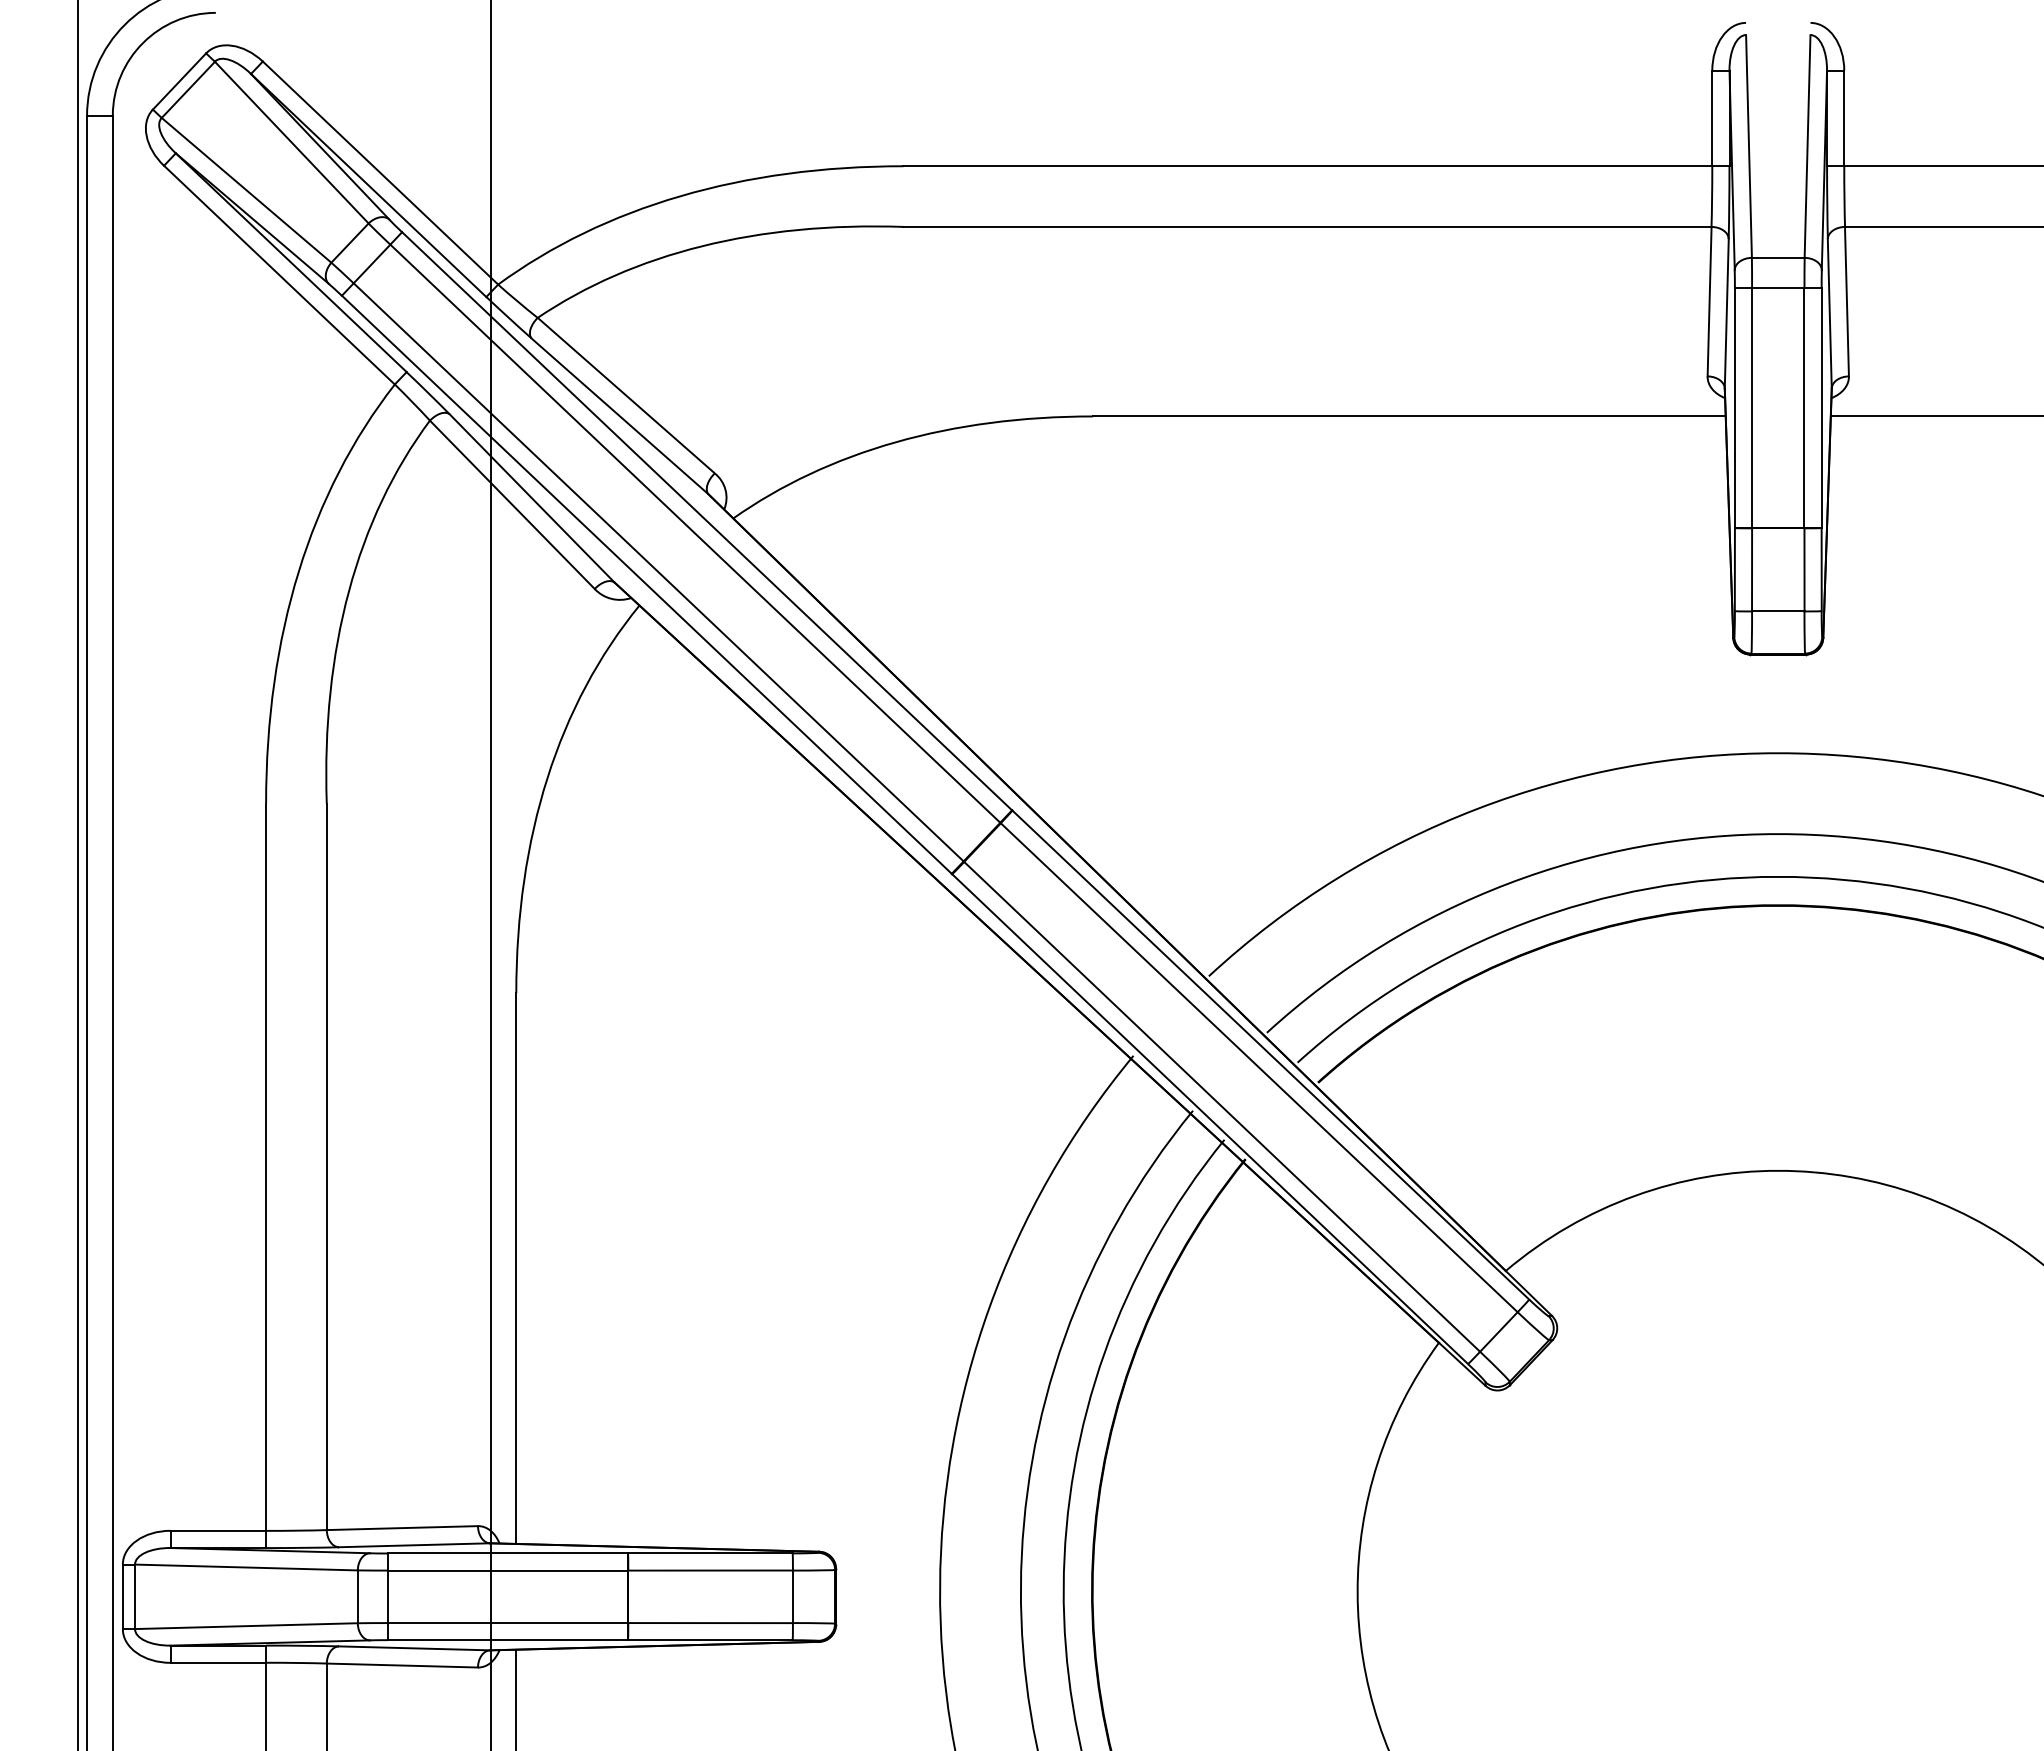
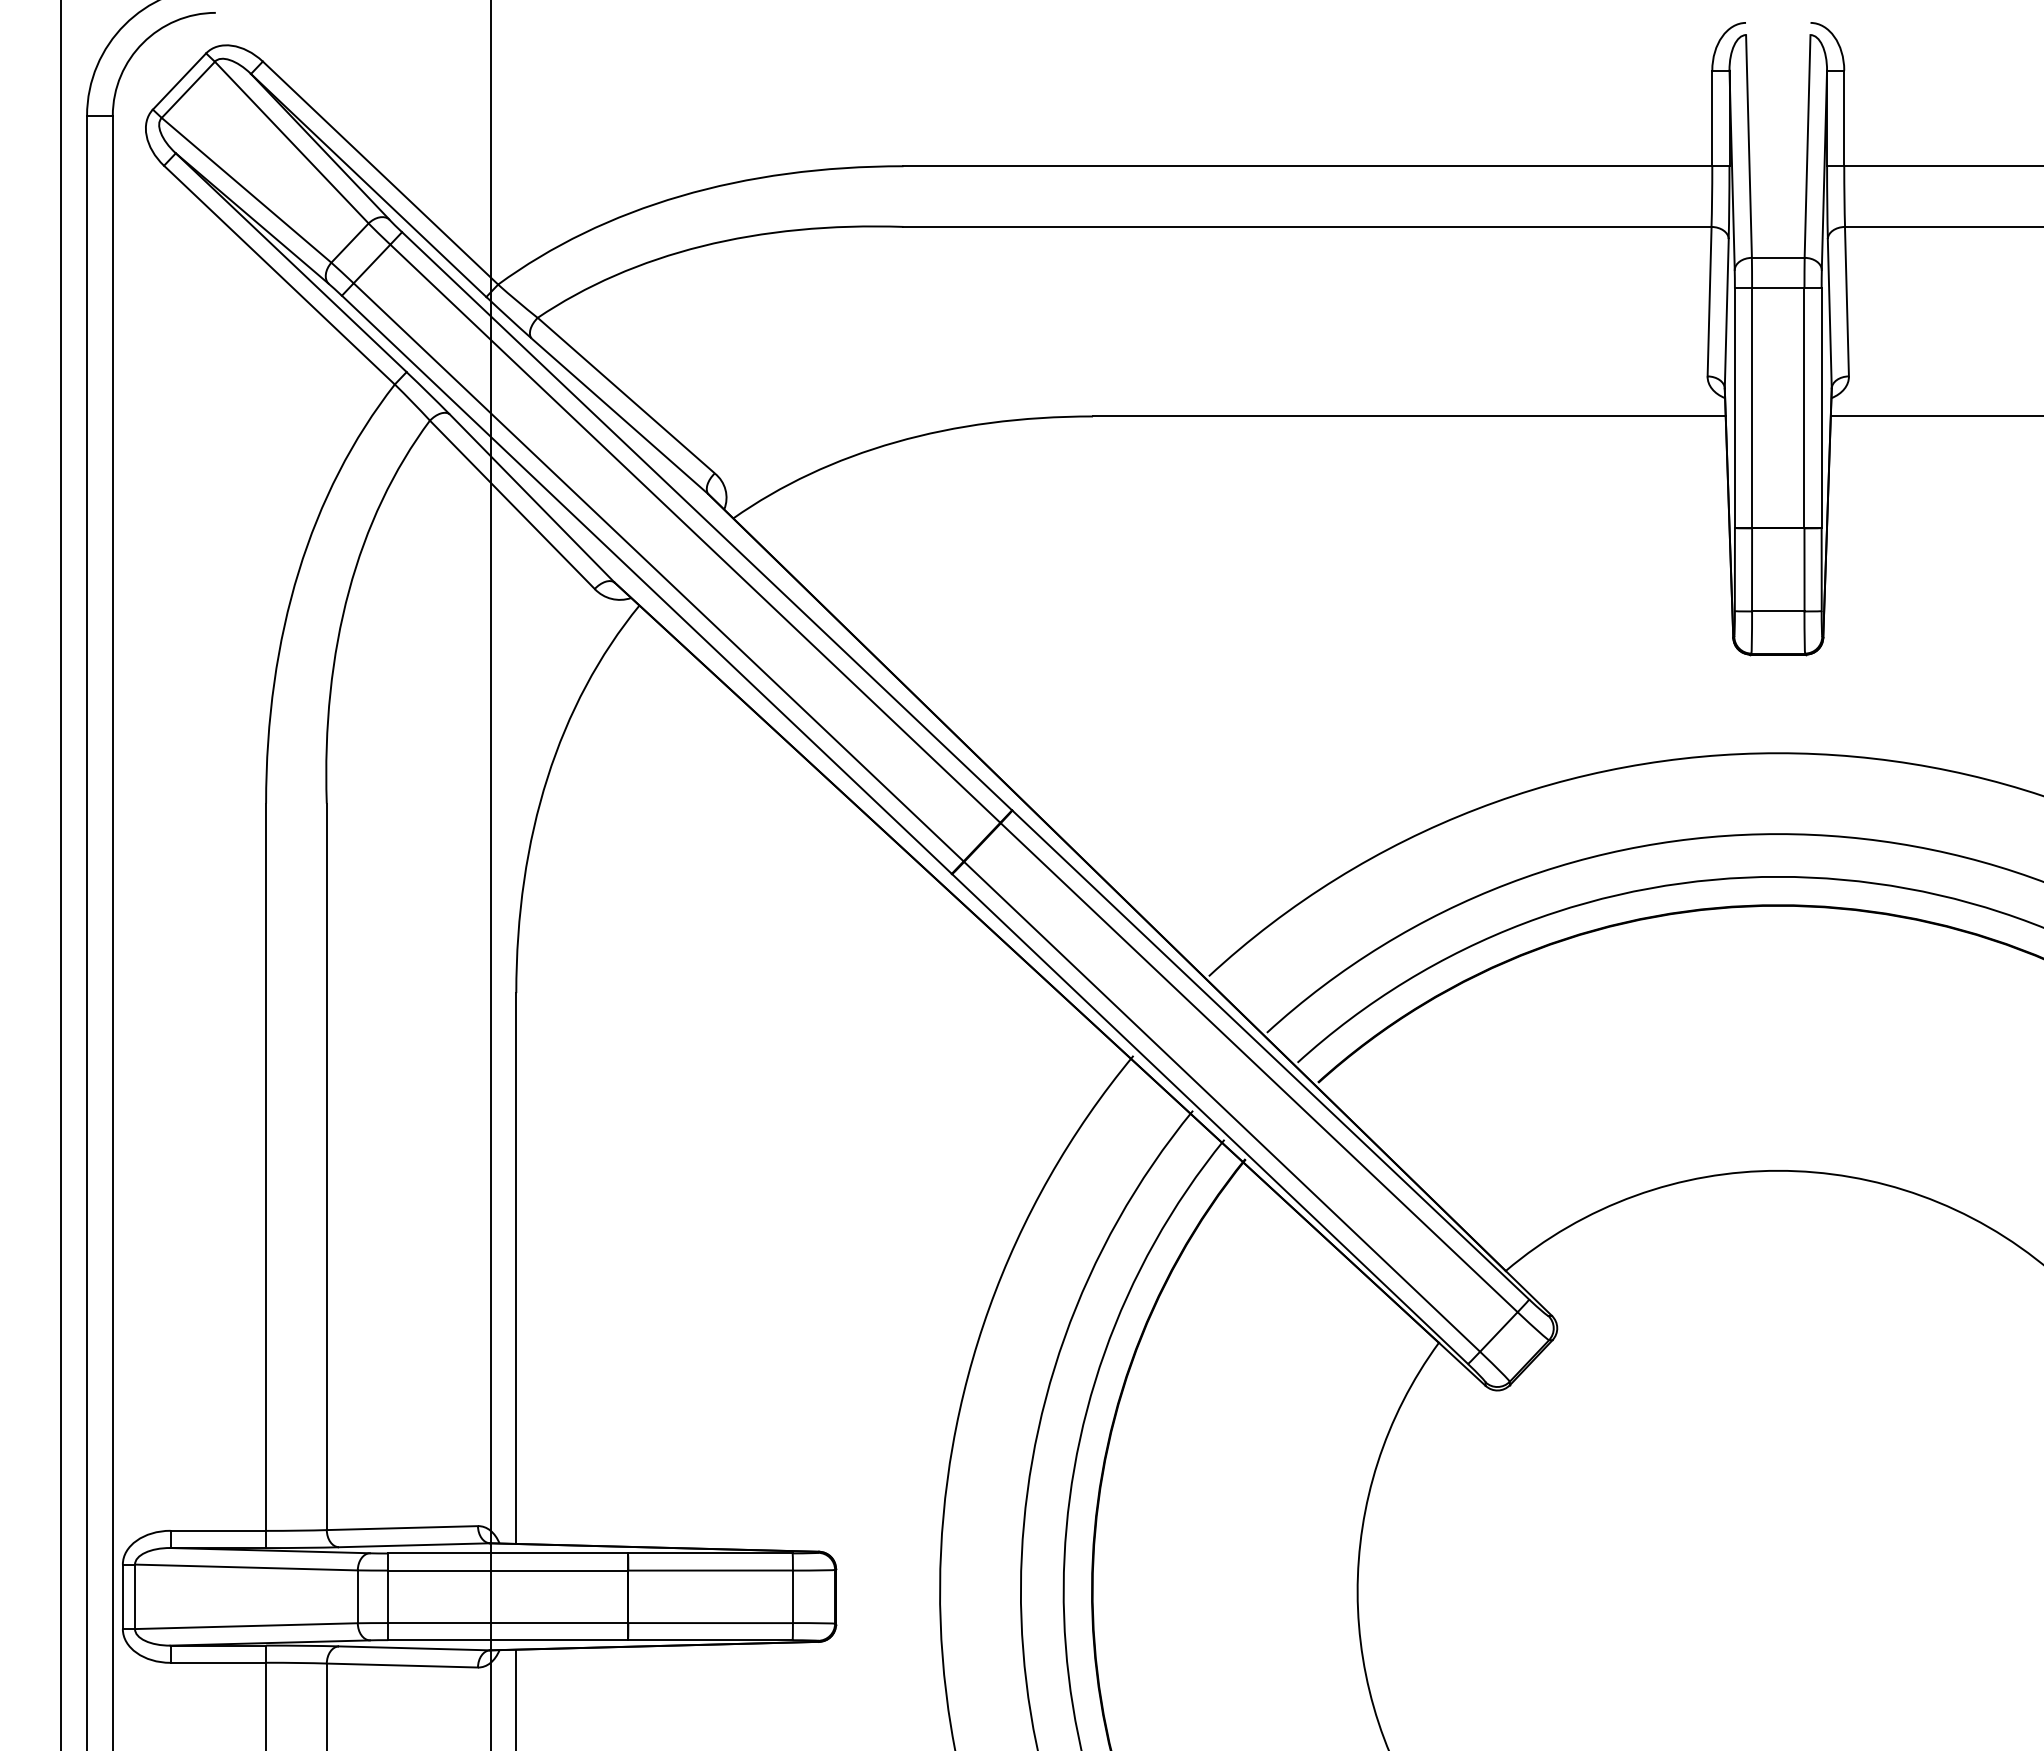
line position: (78, 874) -> (61, 874) (61, 874)
